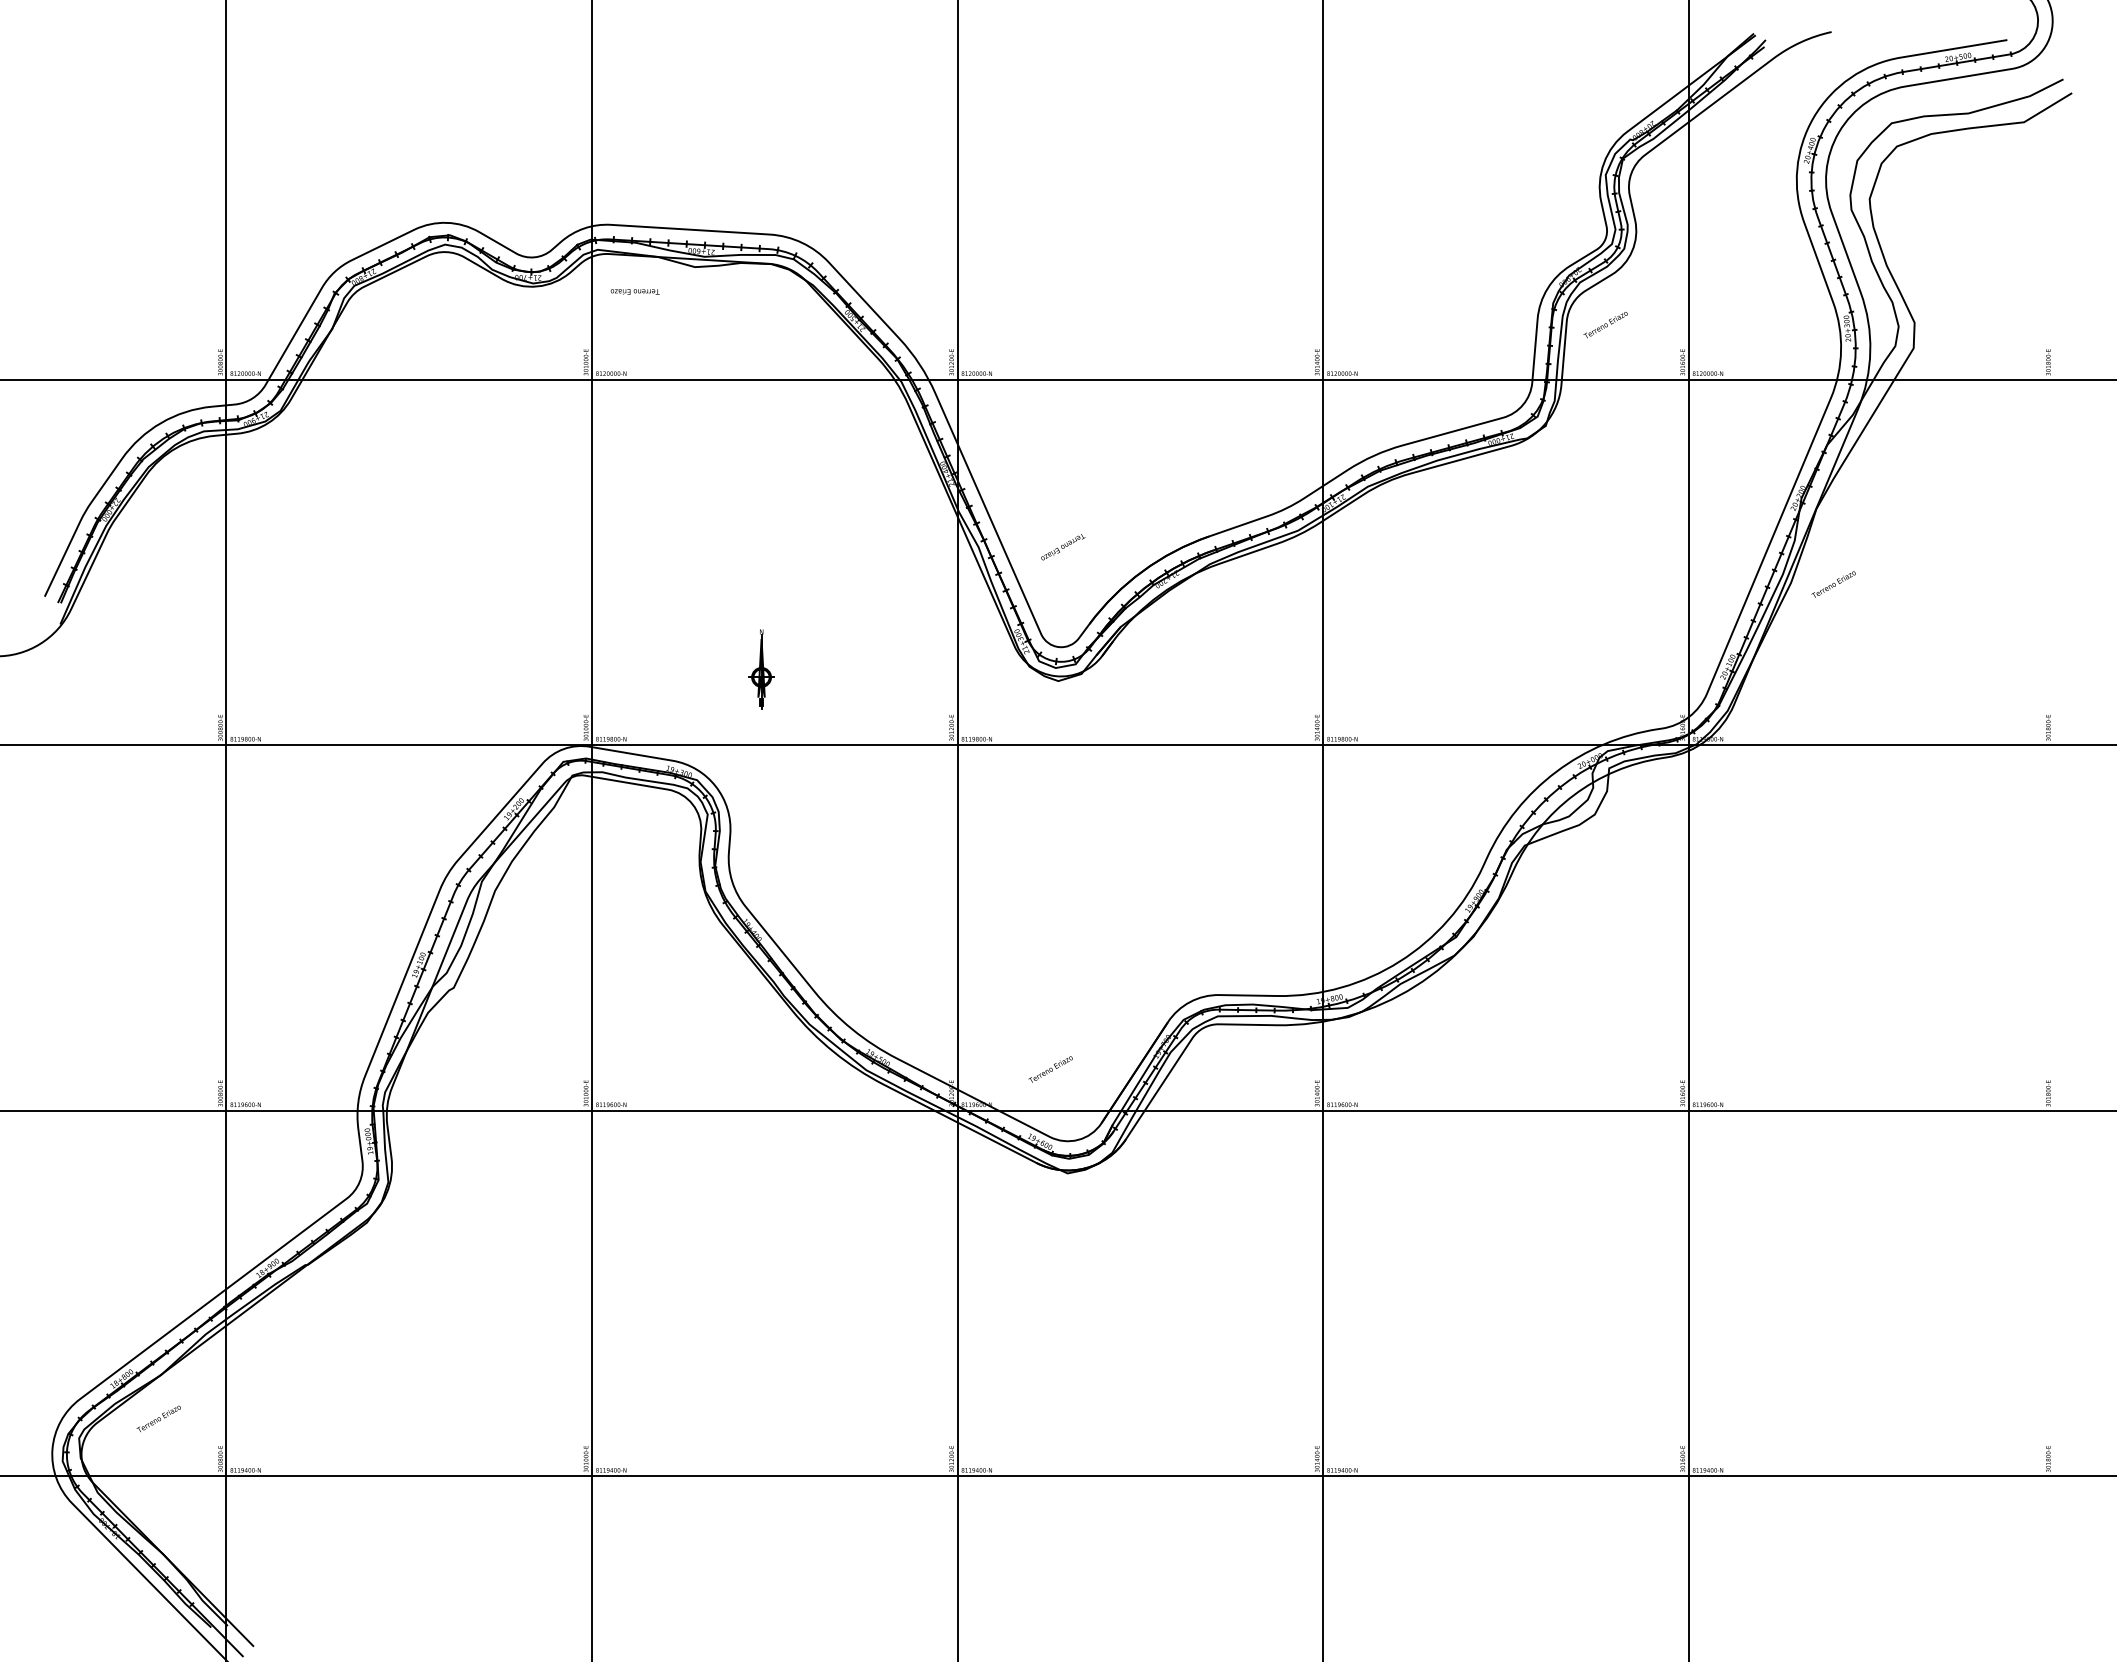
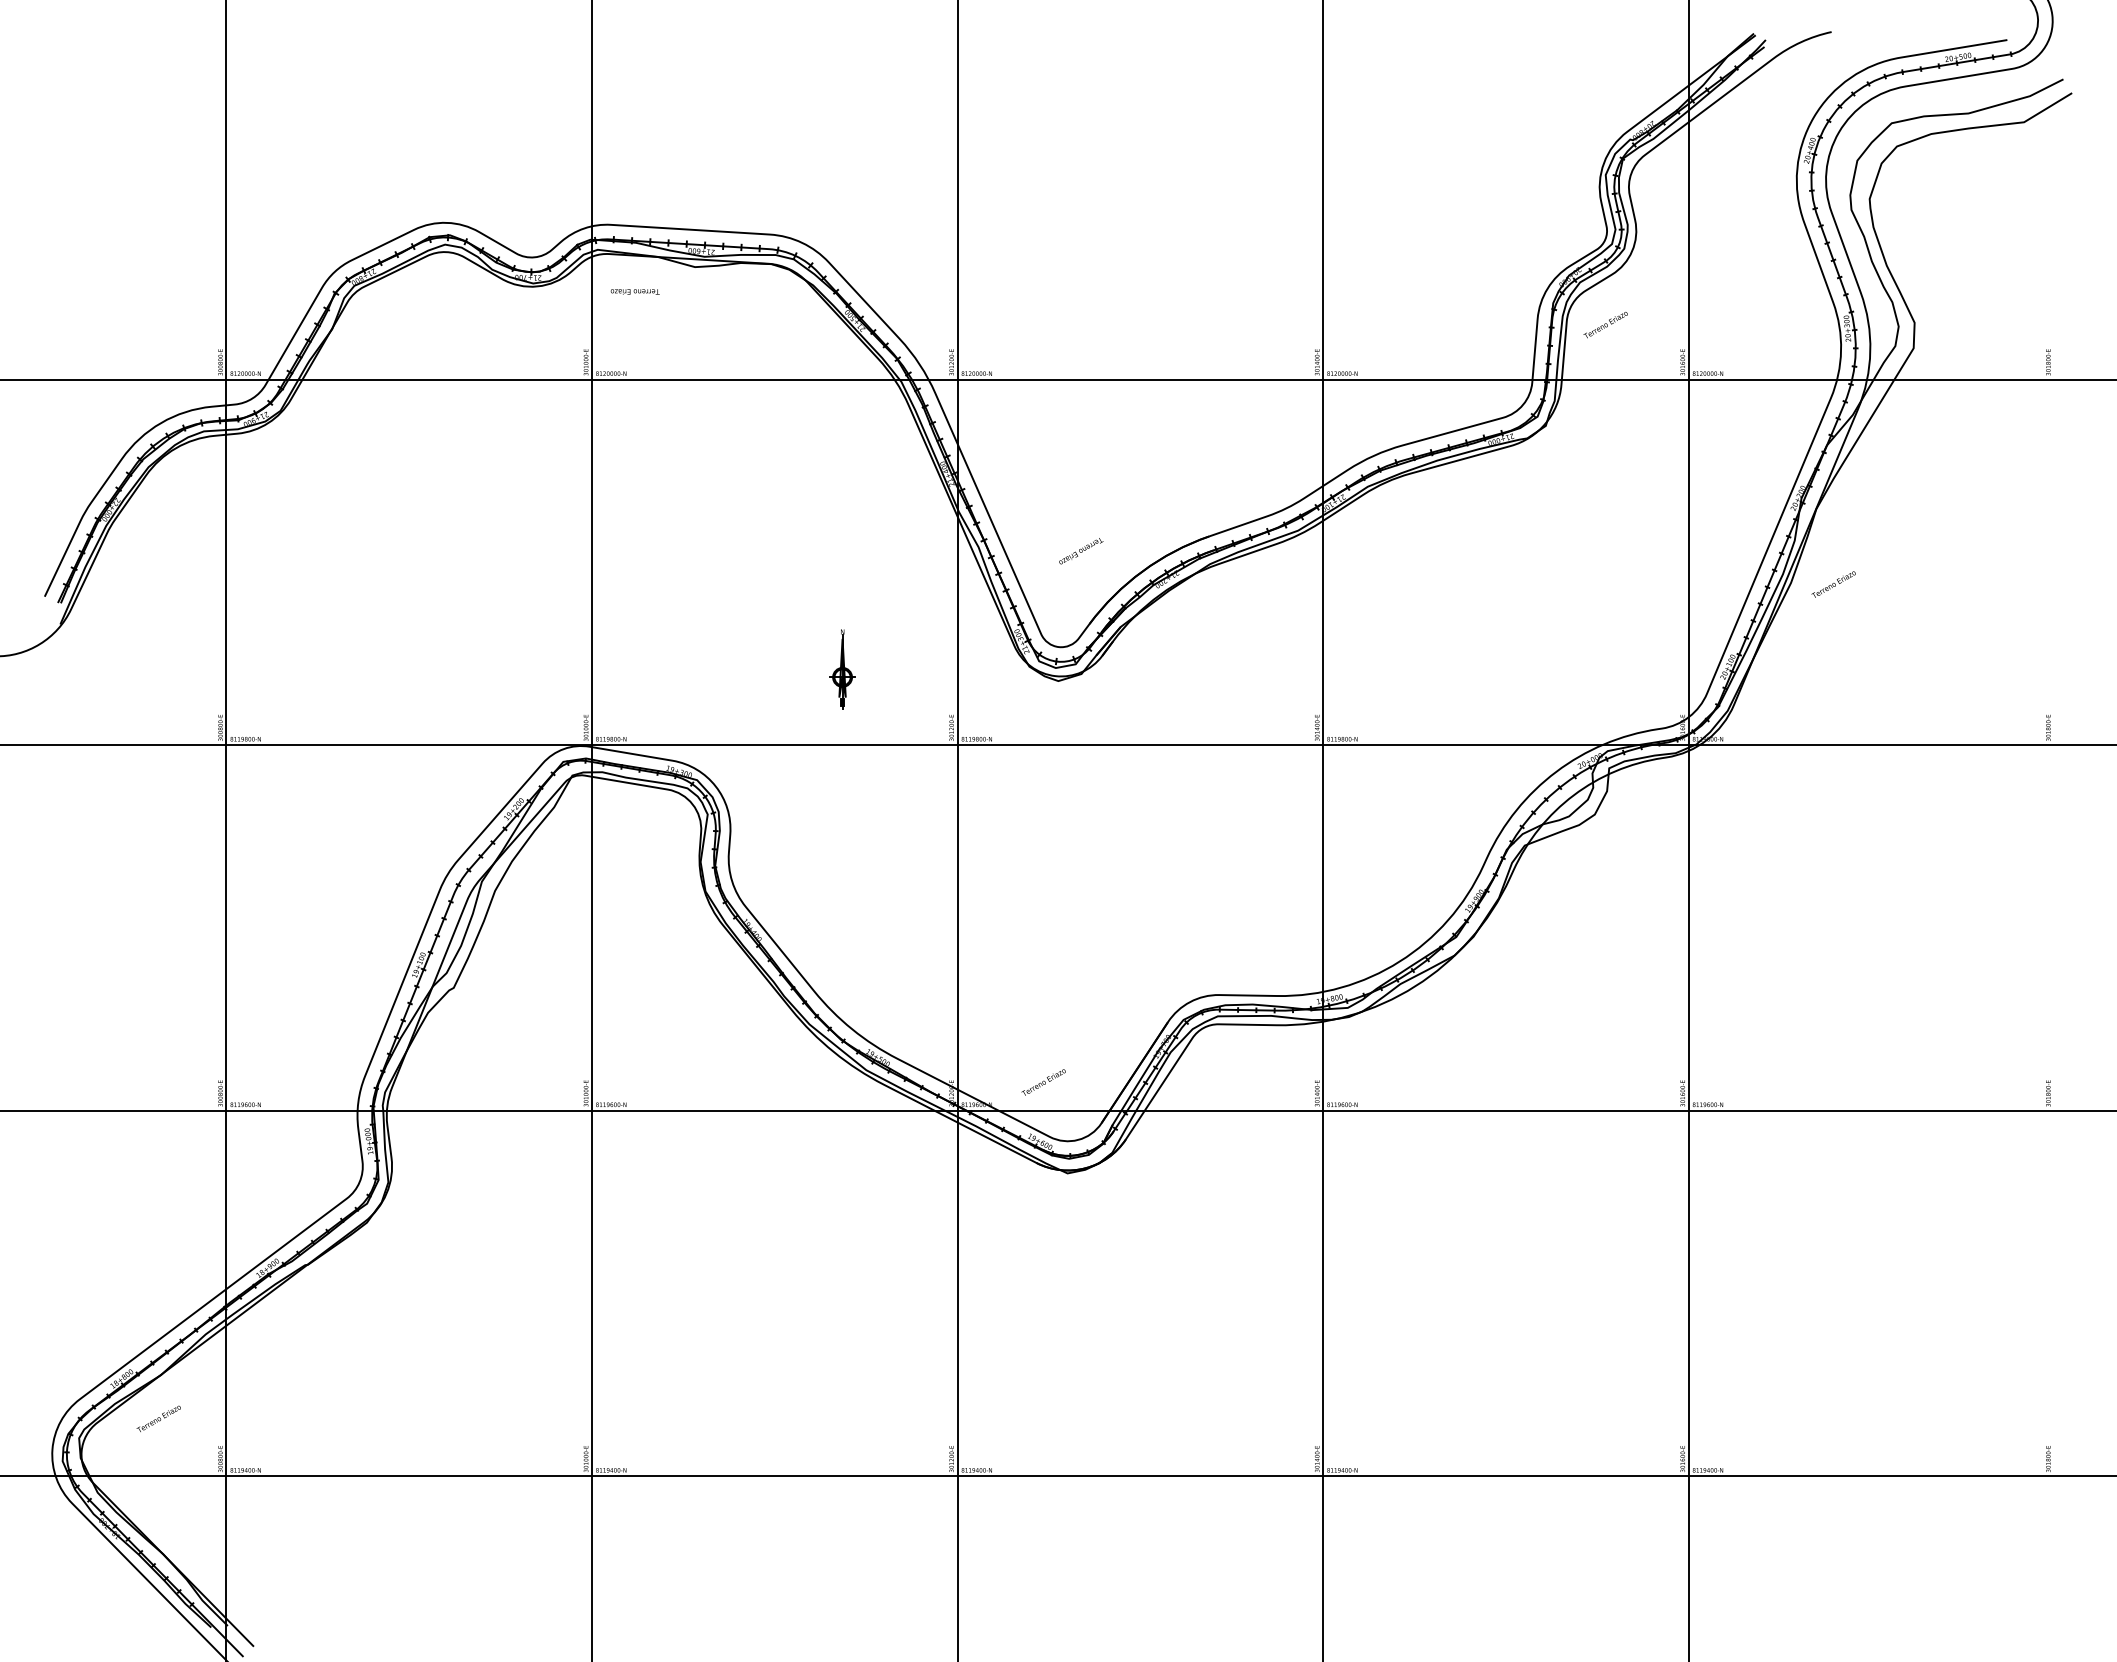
text position: (1063, 547) -> (1081, 551) (1081, 551)
part position: (761, 669) -> (842, 669) (842, 669)
text position: (1050, 1069) -> (1043, 1082) (1043, 1082)
